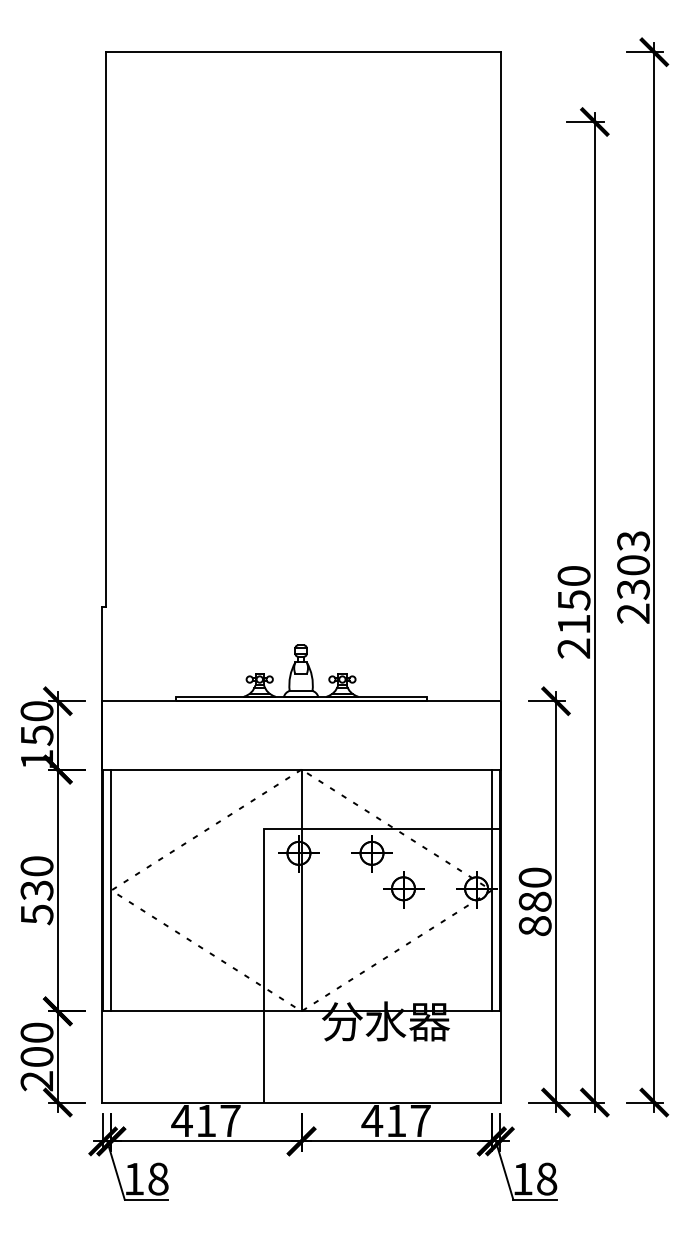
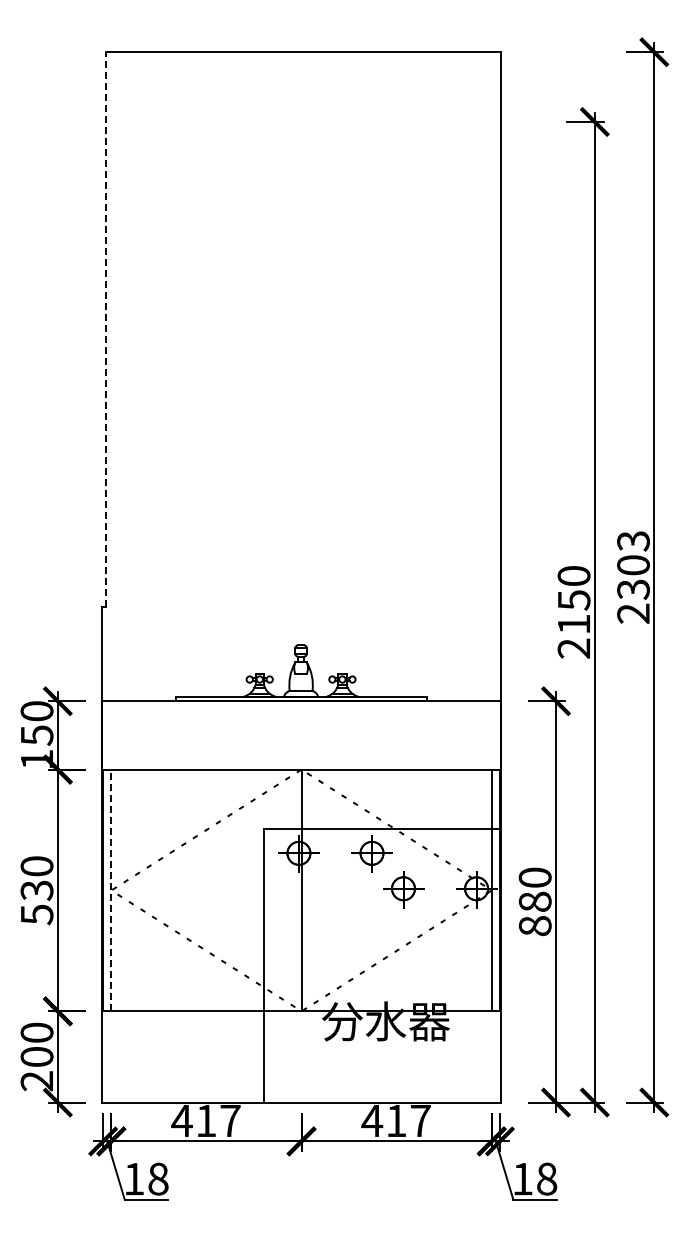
line: solid -> dashed (105, 329)
line: solid -> dashed (111, 890)
